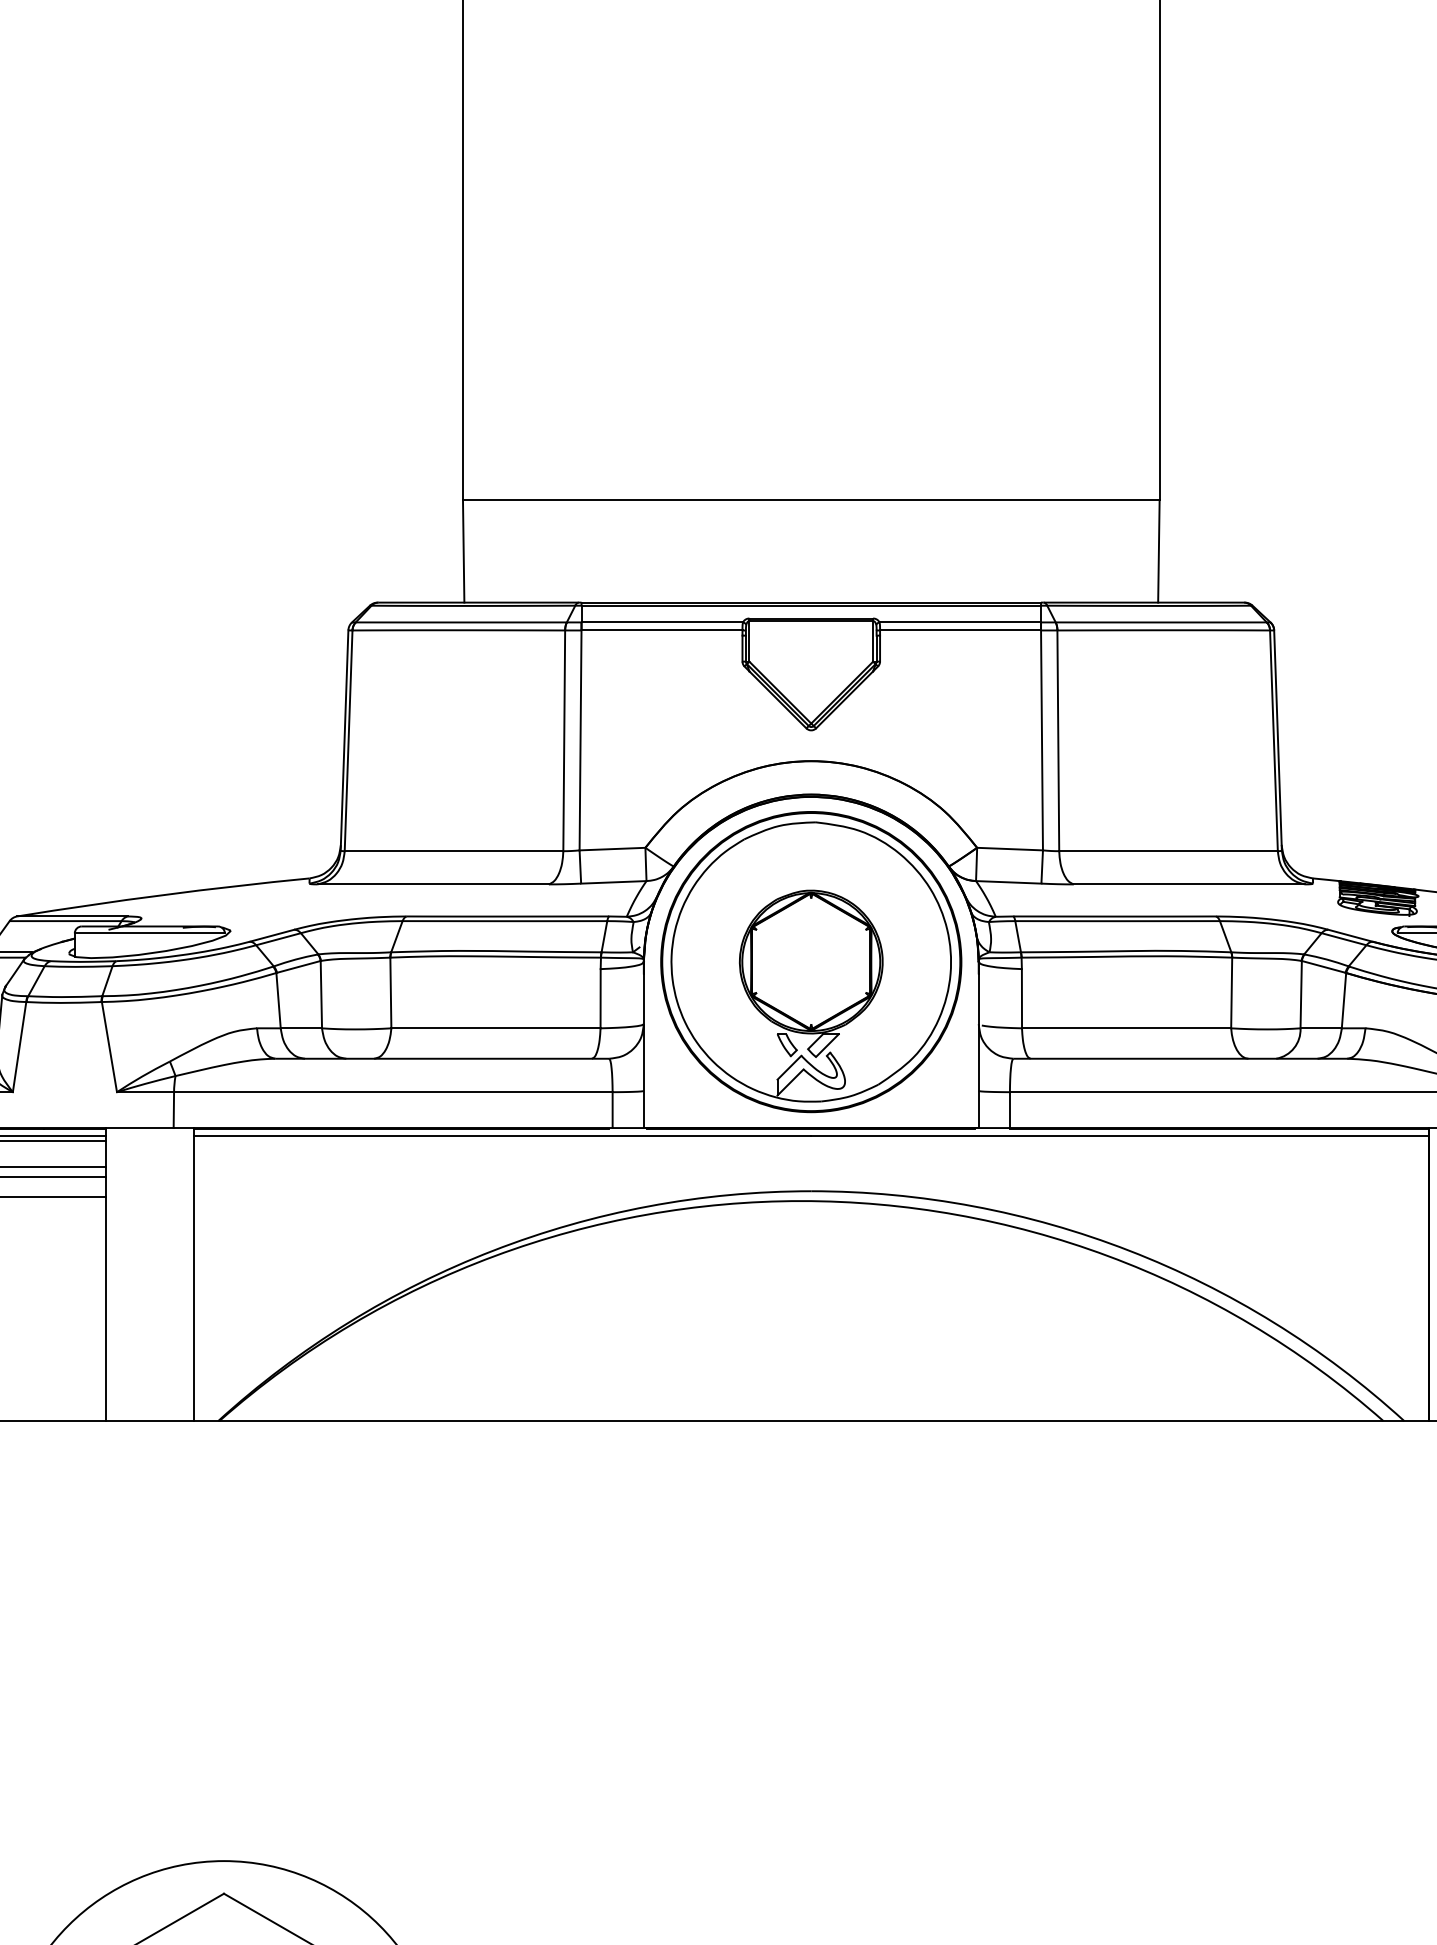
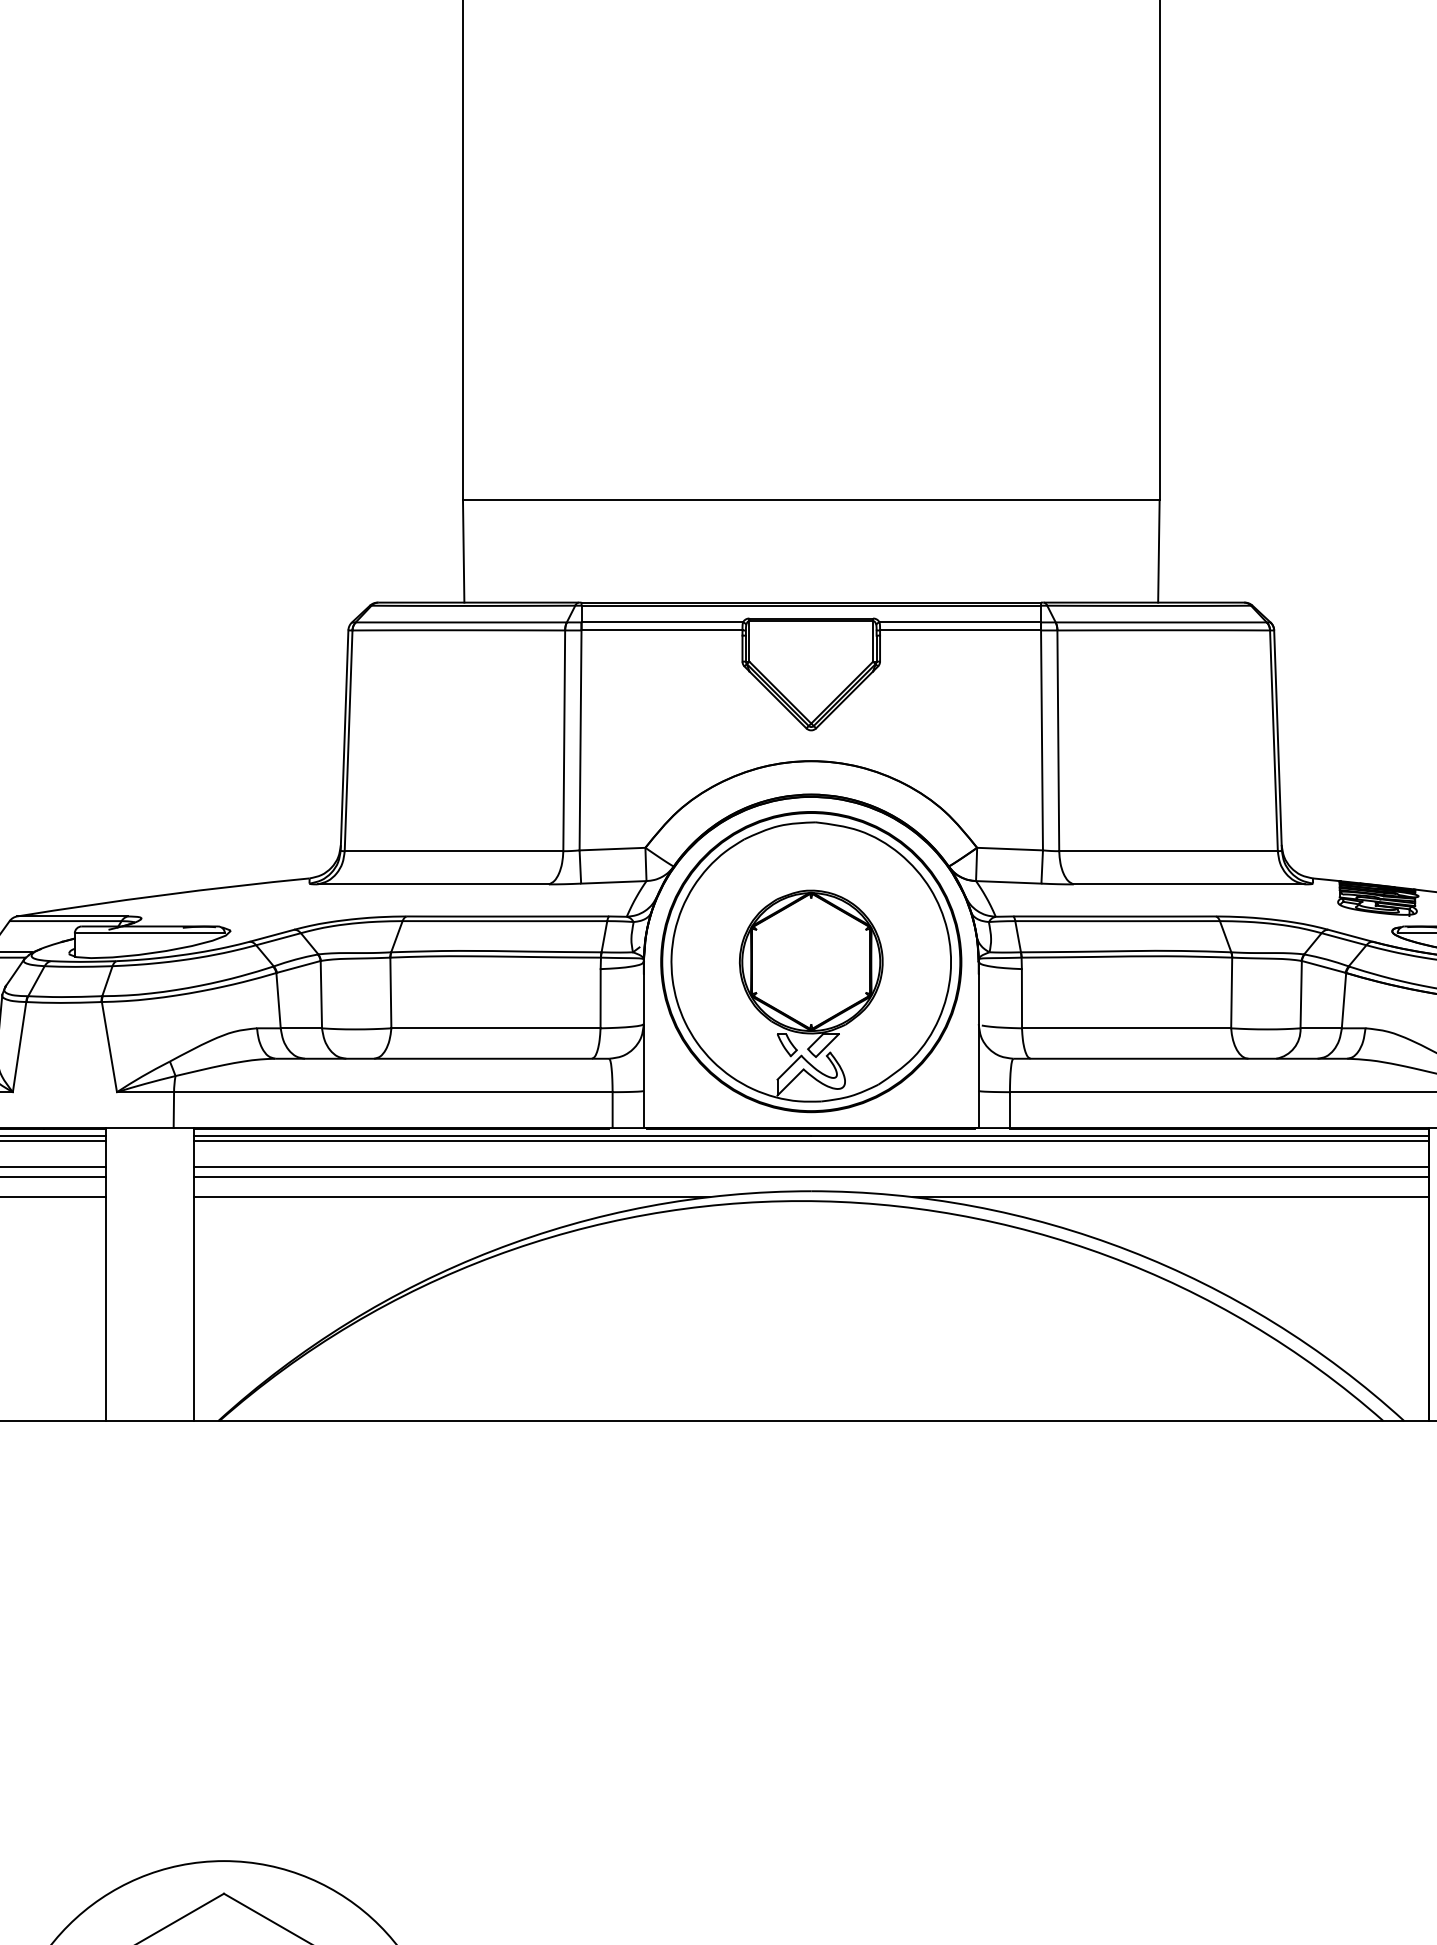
line: none -> present (810, 1140)
line: none -> present (810, 1167)
line: none -> present (810, 1176)
line: none -> present (451, 1197)
line: none -> present (1170, 1197)
